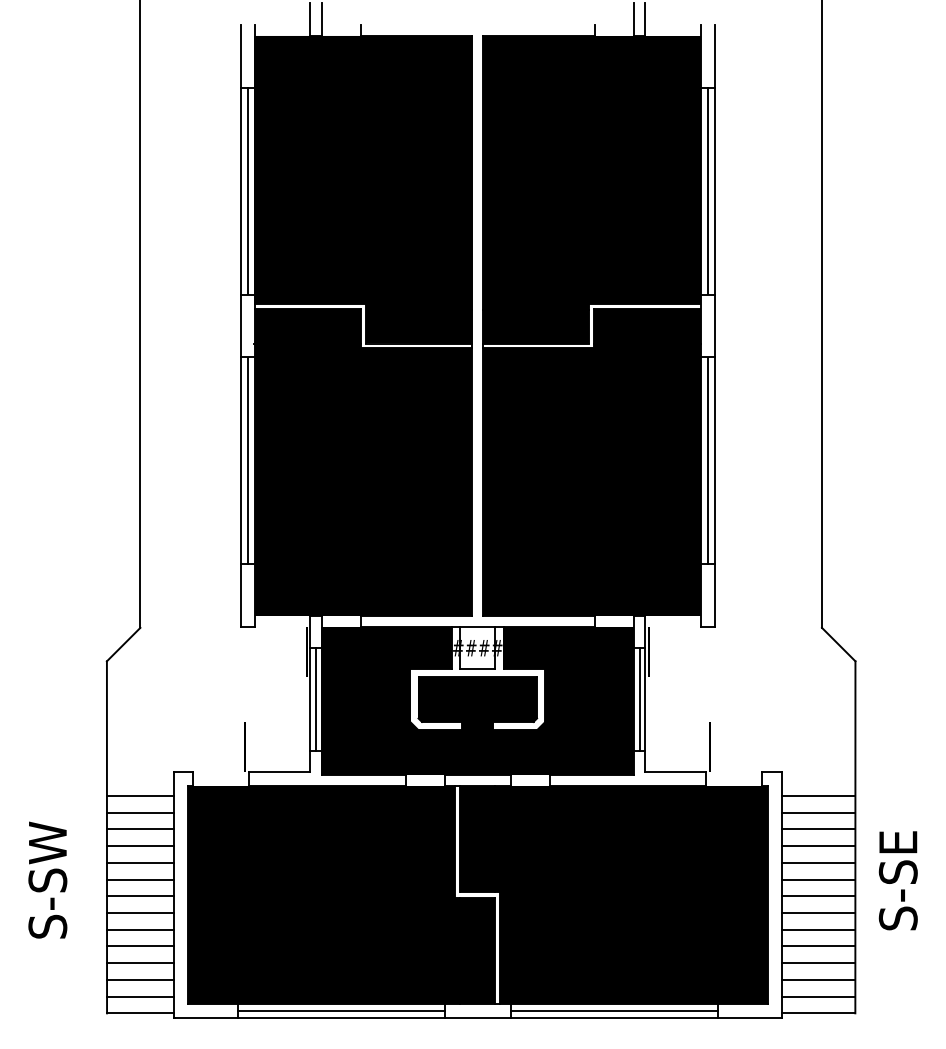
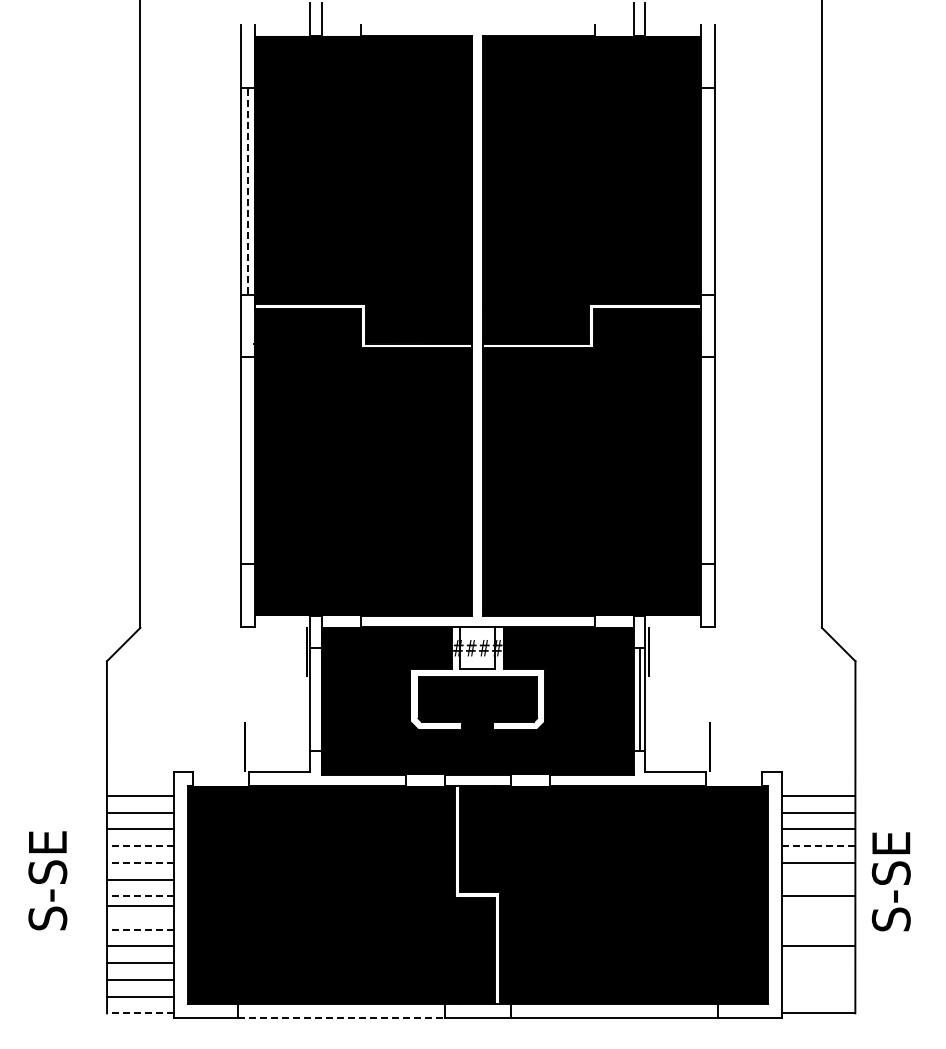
line: solid -> dashed (247, 190)
line: present -> none (707, 190)
line: present -> none (247, 461)
line: present -> none (707, 461)
line: present -> none (316, 699)
line: solid -> dashed (139, 846)
line: solid -> dashed (818, 846)
line: solid -> dashed (139, 862)
text: S-SW -> S-SE (47, 879)
line: present -> none (818, 879)
text position: (897, 880) -> (890, 881) (890, 881)
line: solid -> dashed (139, 896)
line position: (140, 912) -> (140, 905) (140, 905)
line: present -> none (818, 912)
line: solid -> dashed (139, 929)
line: present -> none (818, 929)
line: present -> none (818, 963)
line: present -> none (818, 979)
line: present -> none (818, 996)
line: present -> none (341, 1010)
line: present -> none (613, 1010)
line: solid -> dashed (139, 1013)
line: solid -> dashed (341, 1017)
